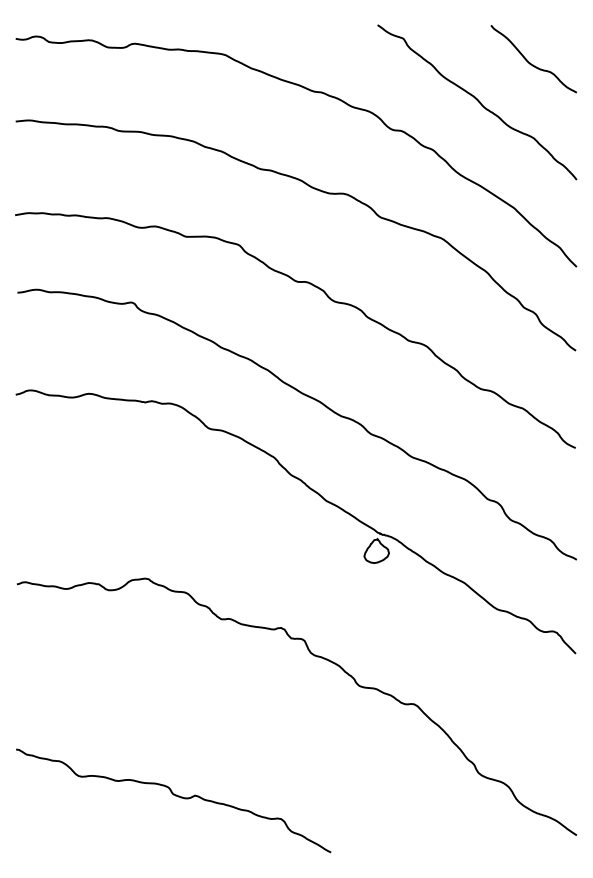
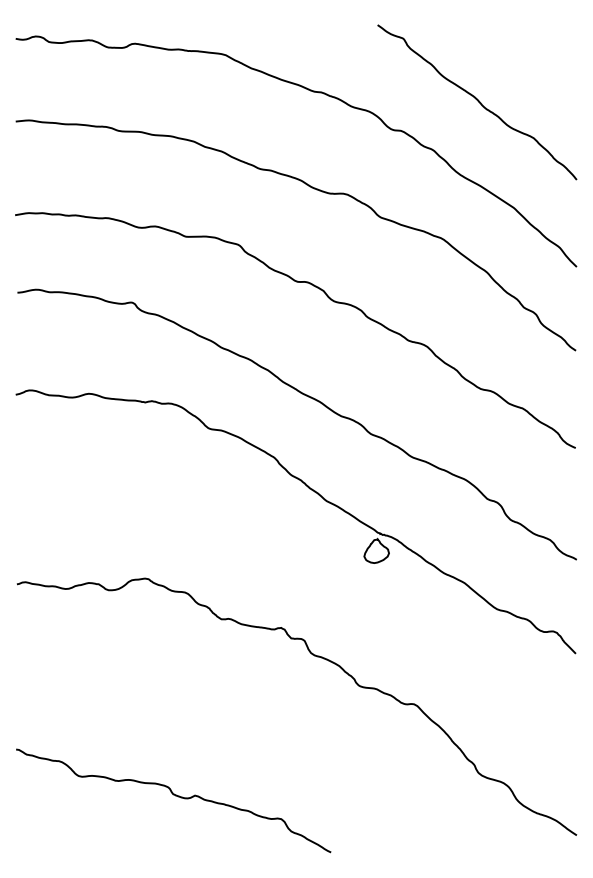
curve: present -> none (530, 62)
